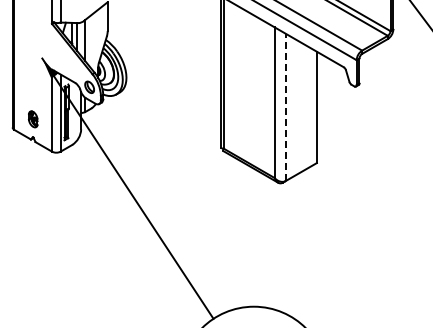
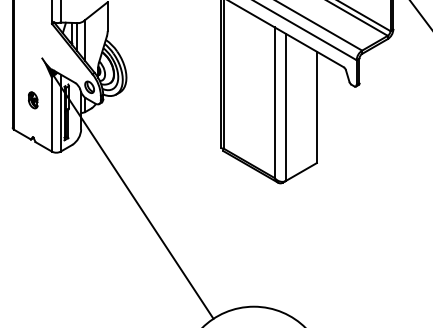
line: dashed -> solid (285, 107)
part position: (33, 119) -> (33, 100) (33, 100)
